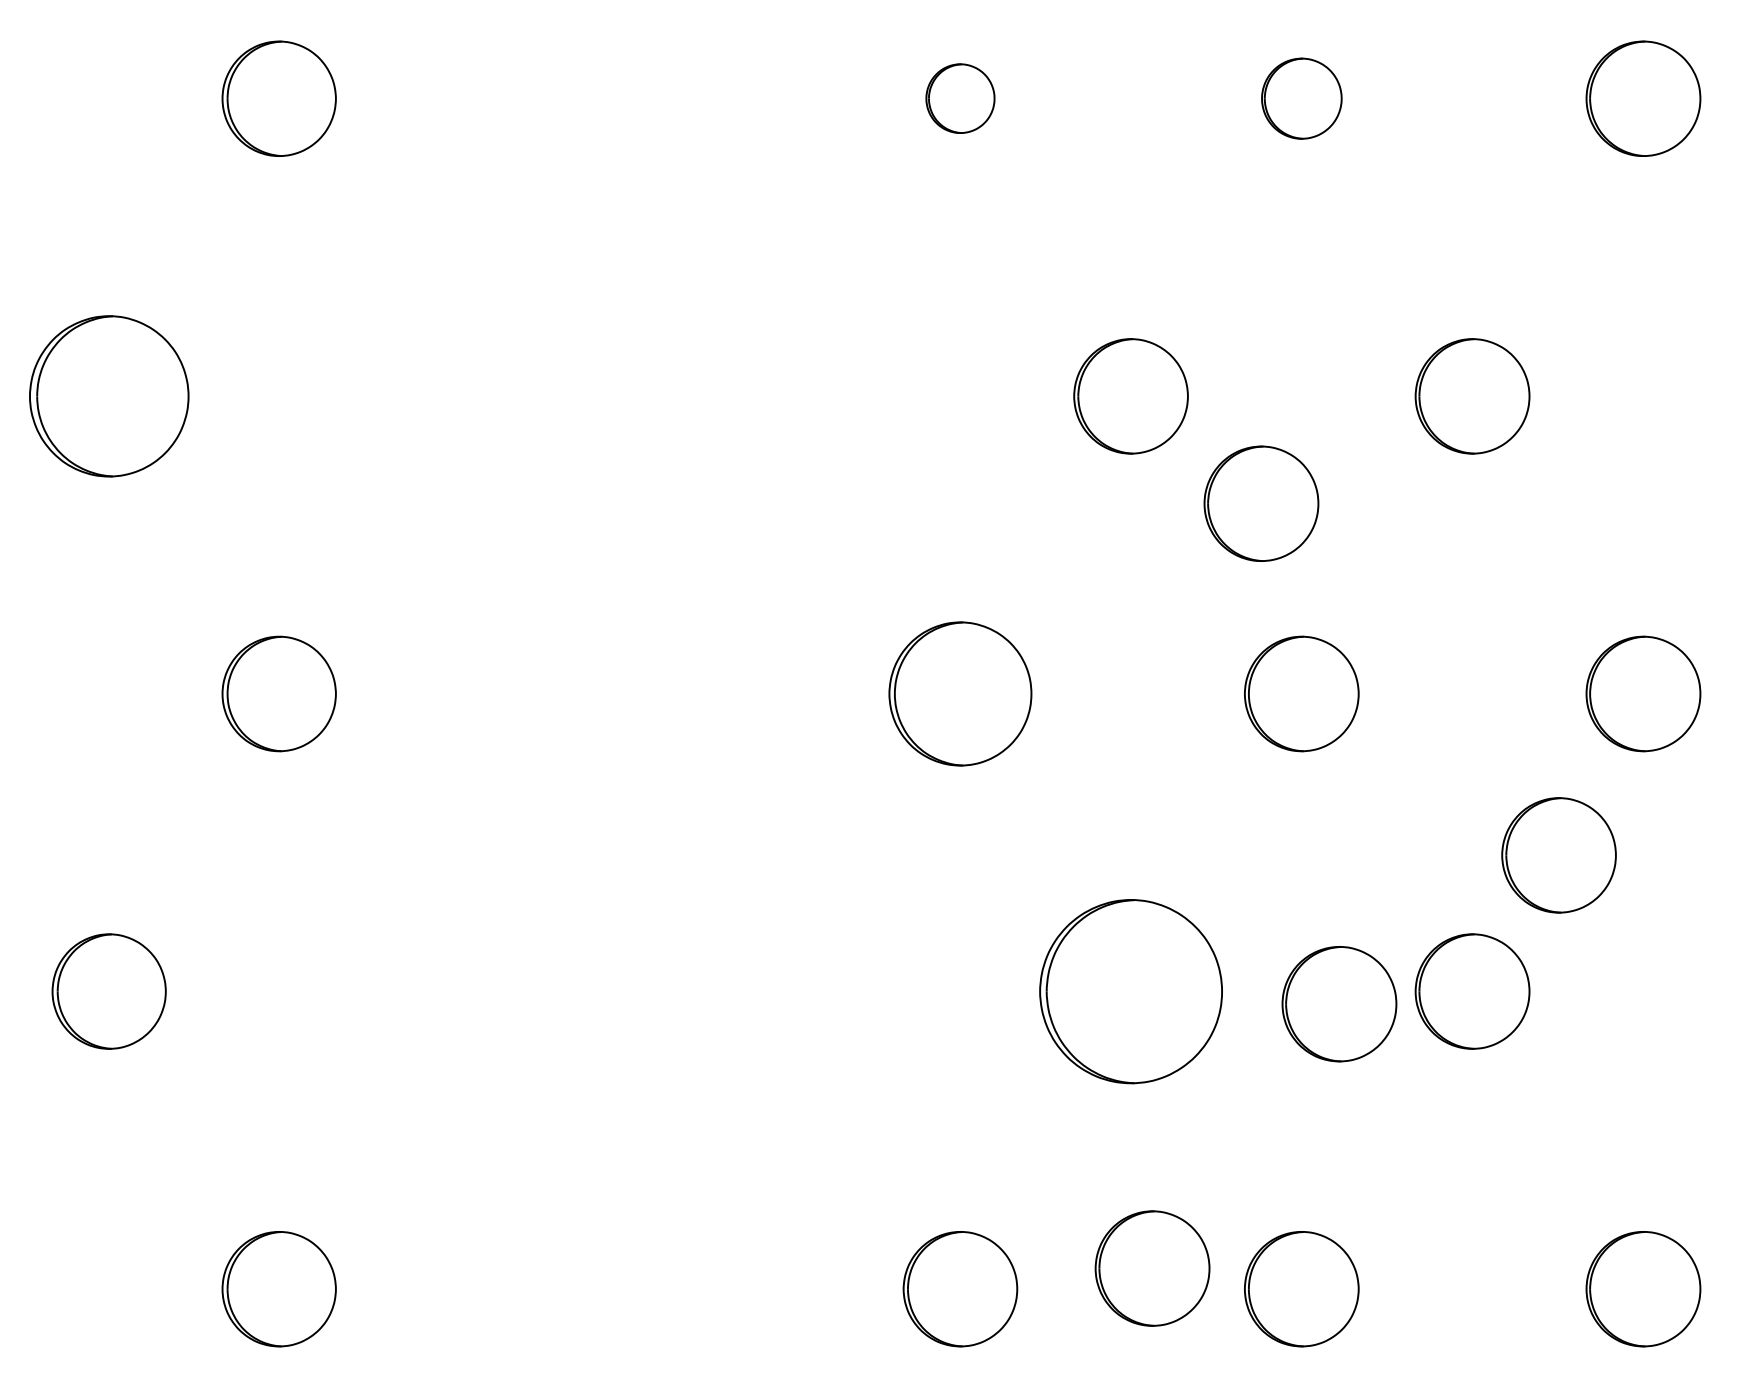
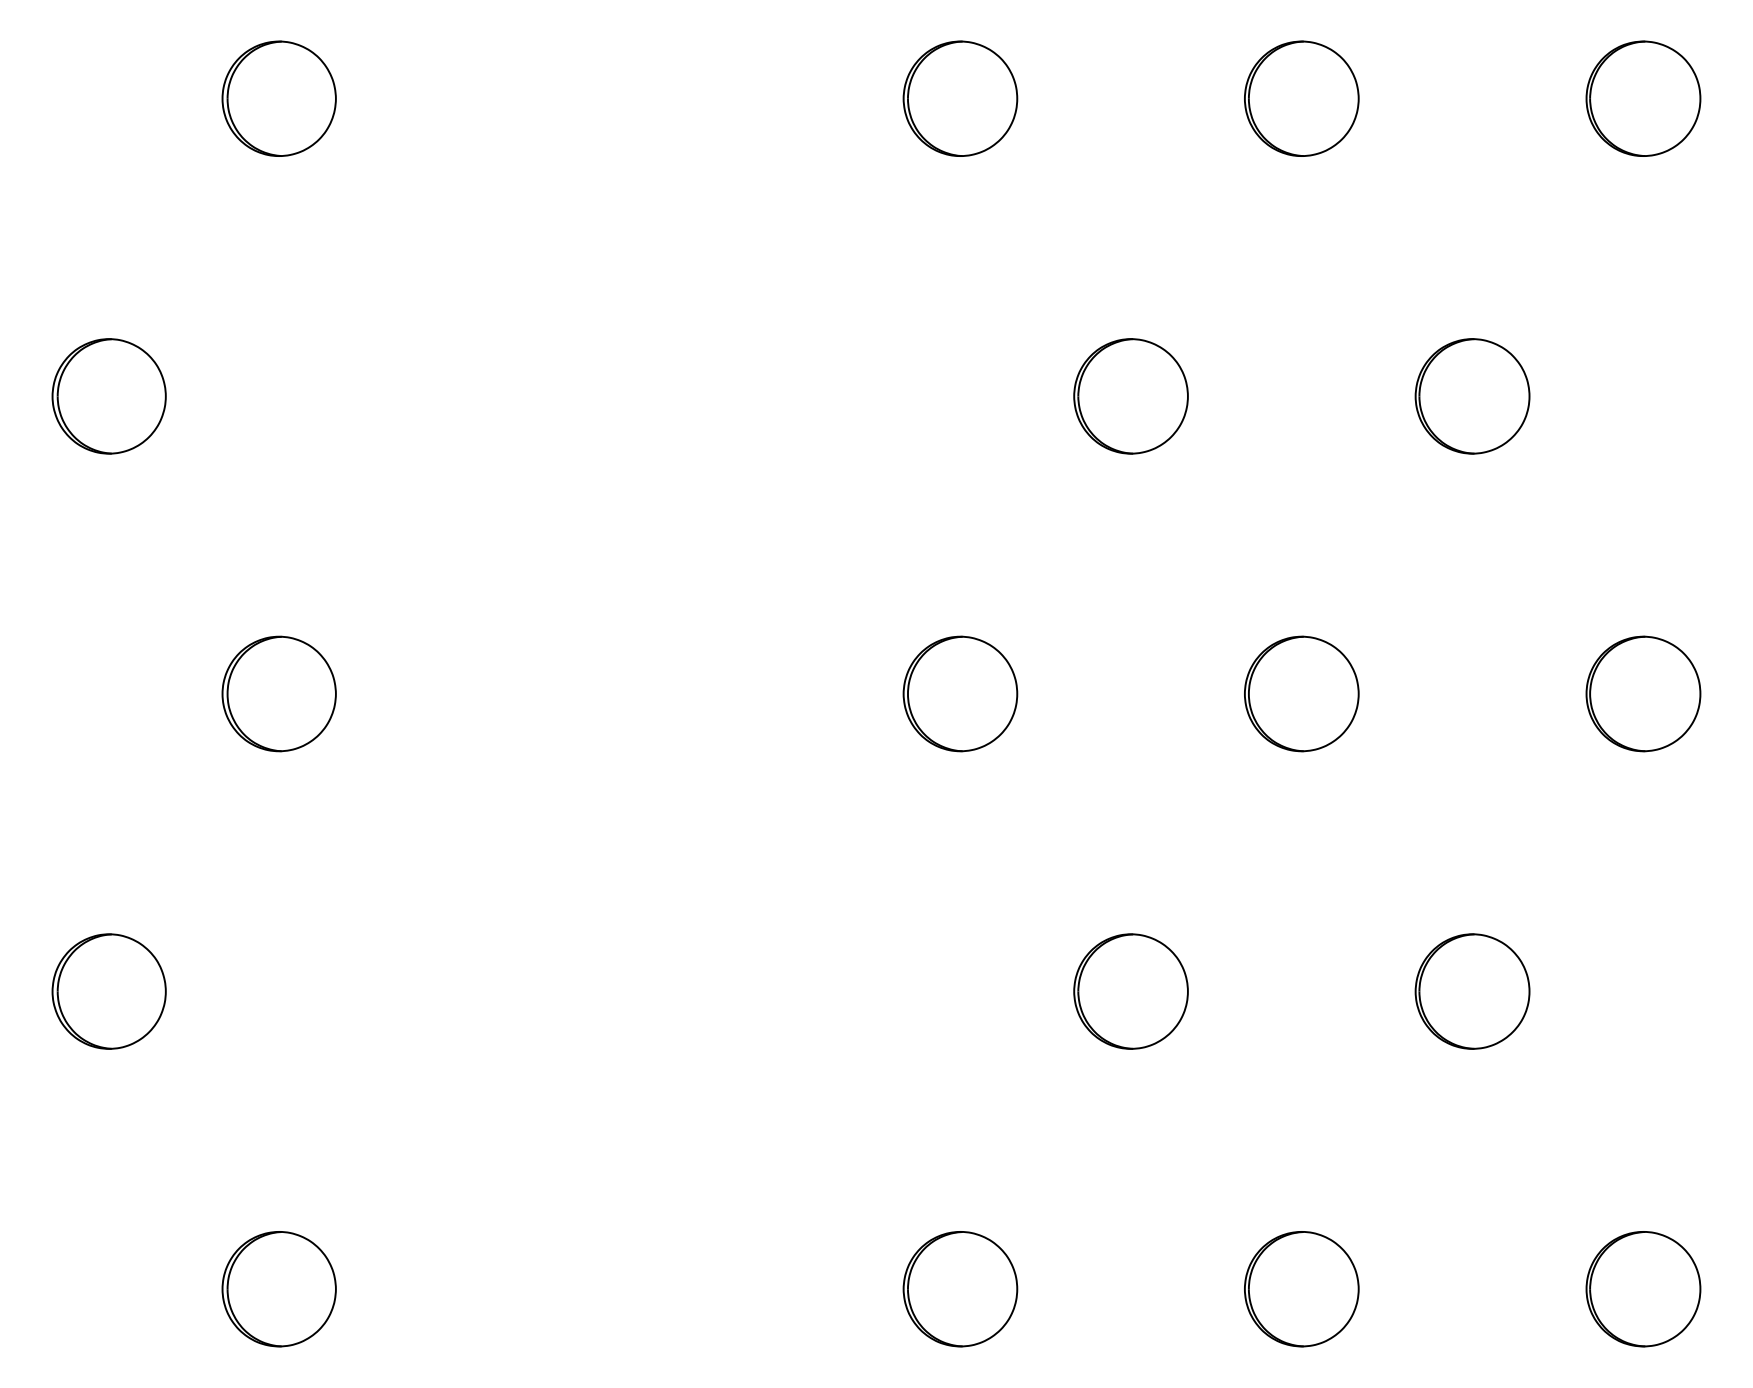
part size: 71x71 px -> 117x117 px (960, 98)
part size: 82x83 px -> 116x117 px (1301, 98)
part size: 161x163 px -> 116x117 px (108, 396)
part: present -> none (1261, 503)
part size: 145x146 px -> 117x118 px (960, 693)
part: present -> none (1558, 855)
part size: 184x186 px -> 116x117 px (1130, 991)
part: present -> none (1339, 1004)
part: present -> none (1152, 1268)
